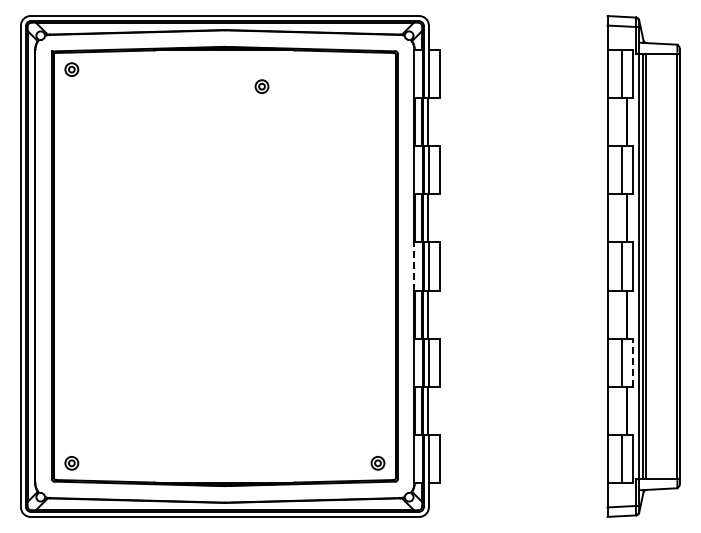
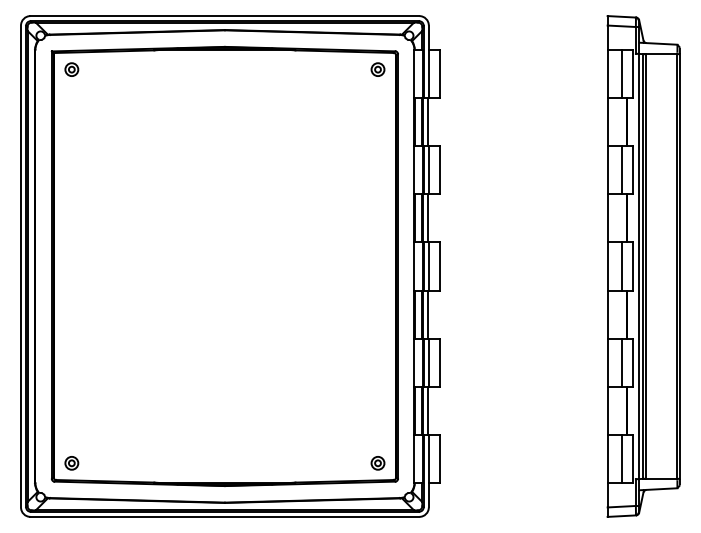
part position: (261, 86) -> (377, 69) (377, 69)
line: dashed -> solid (414, 266)
line: dashed -> solid (632, 362)
